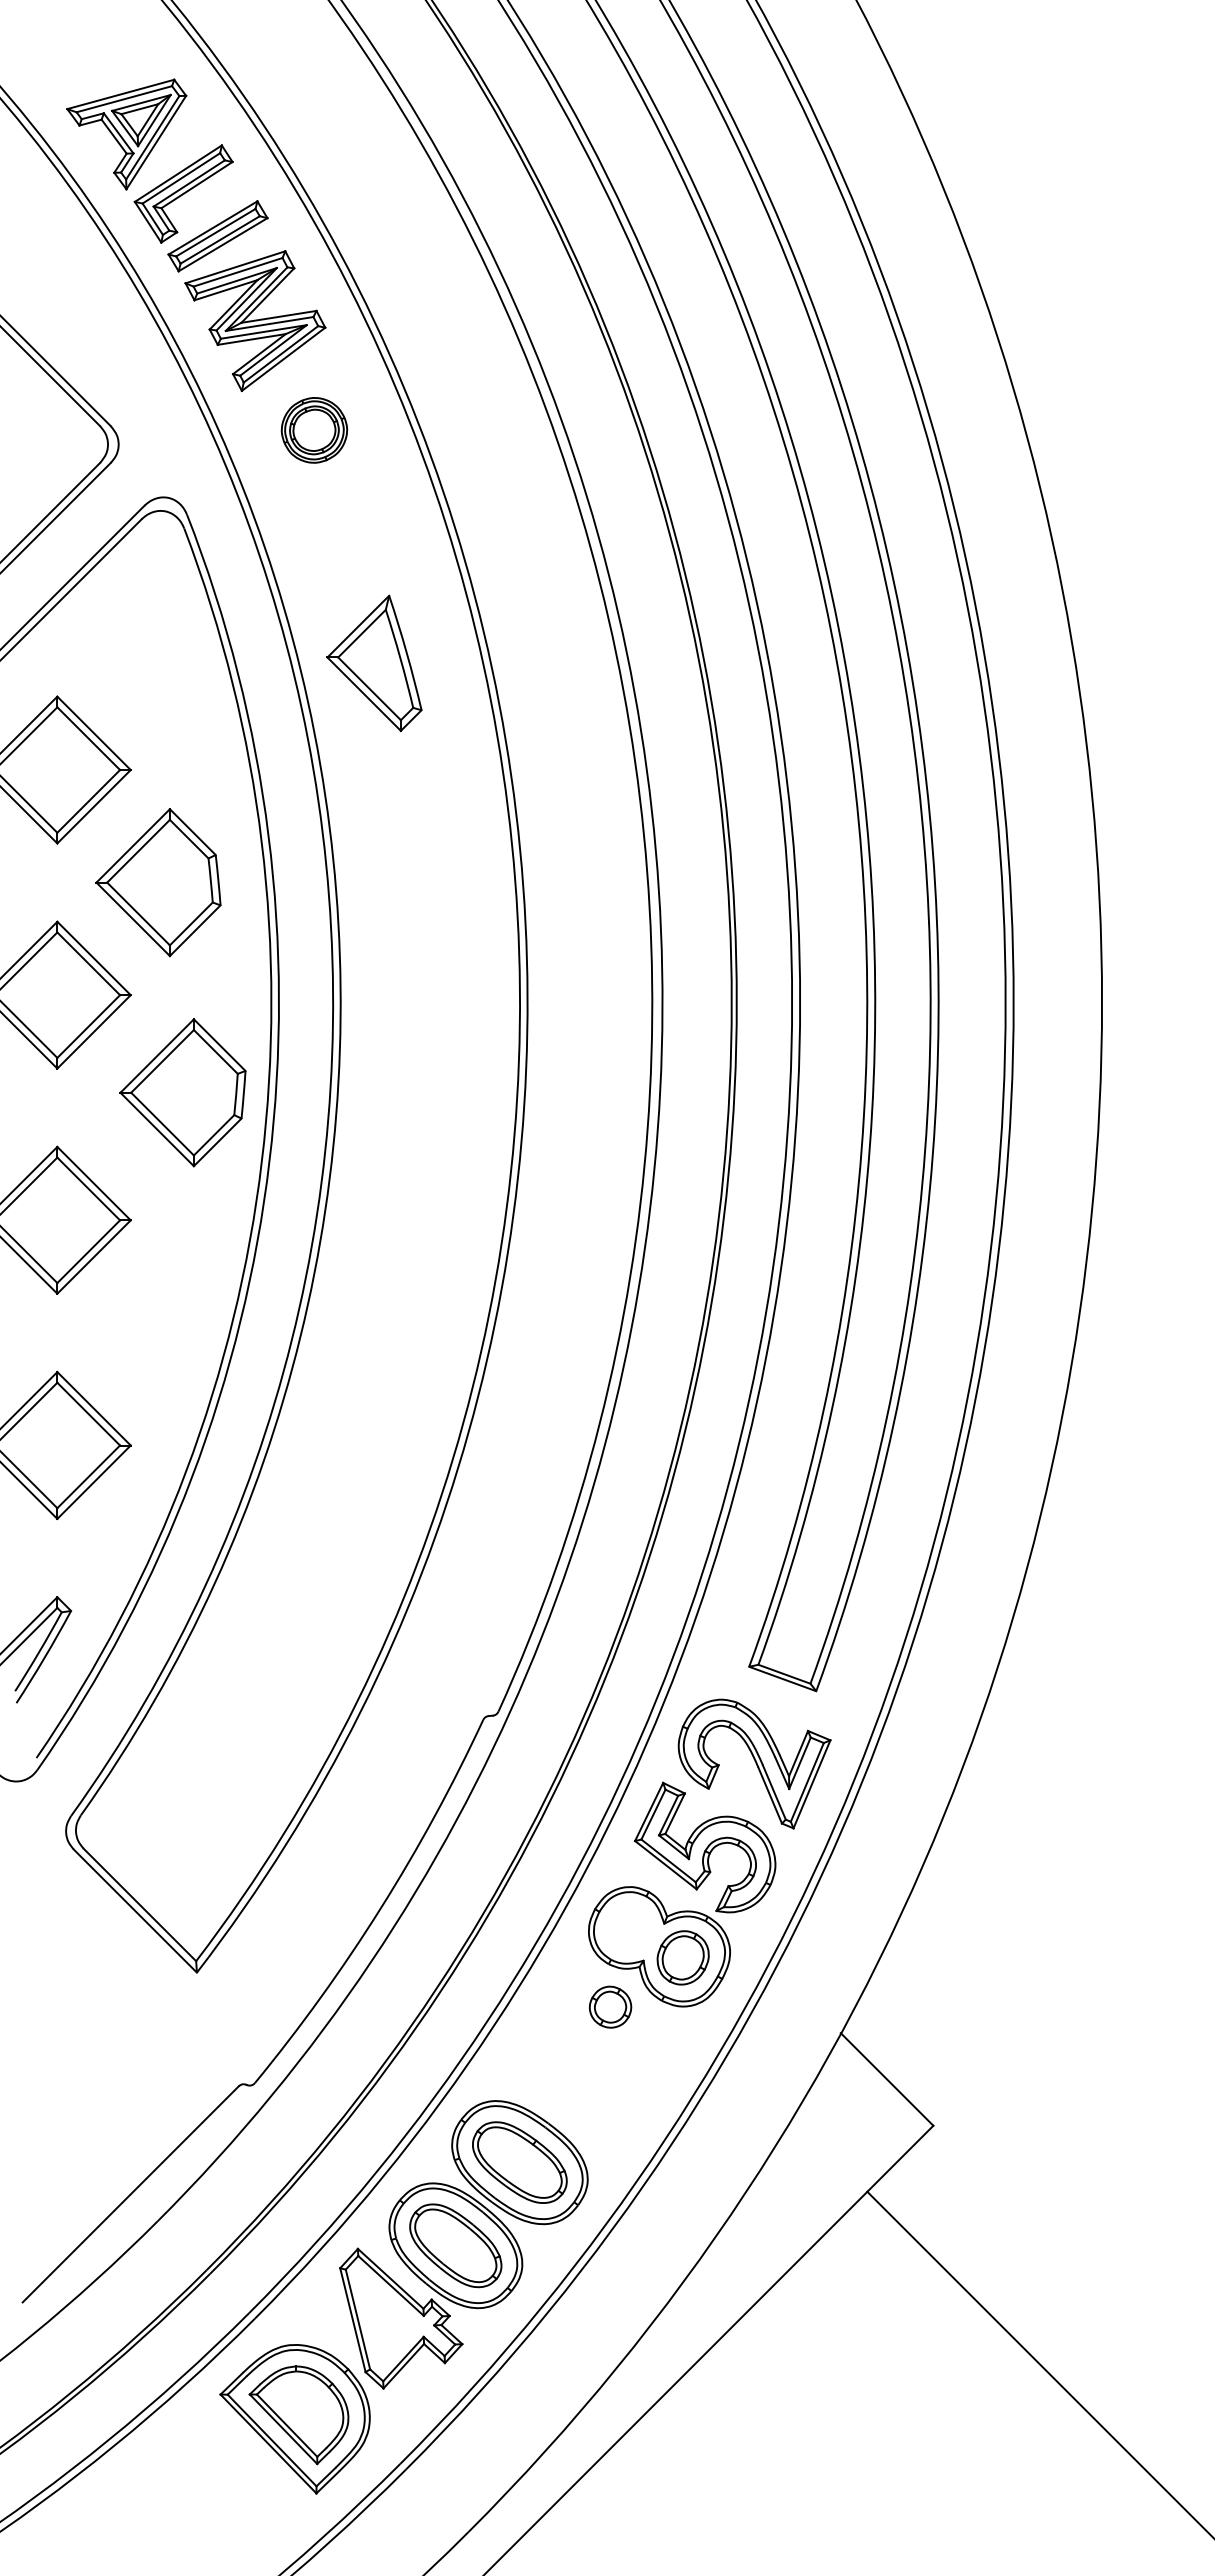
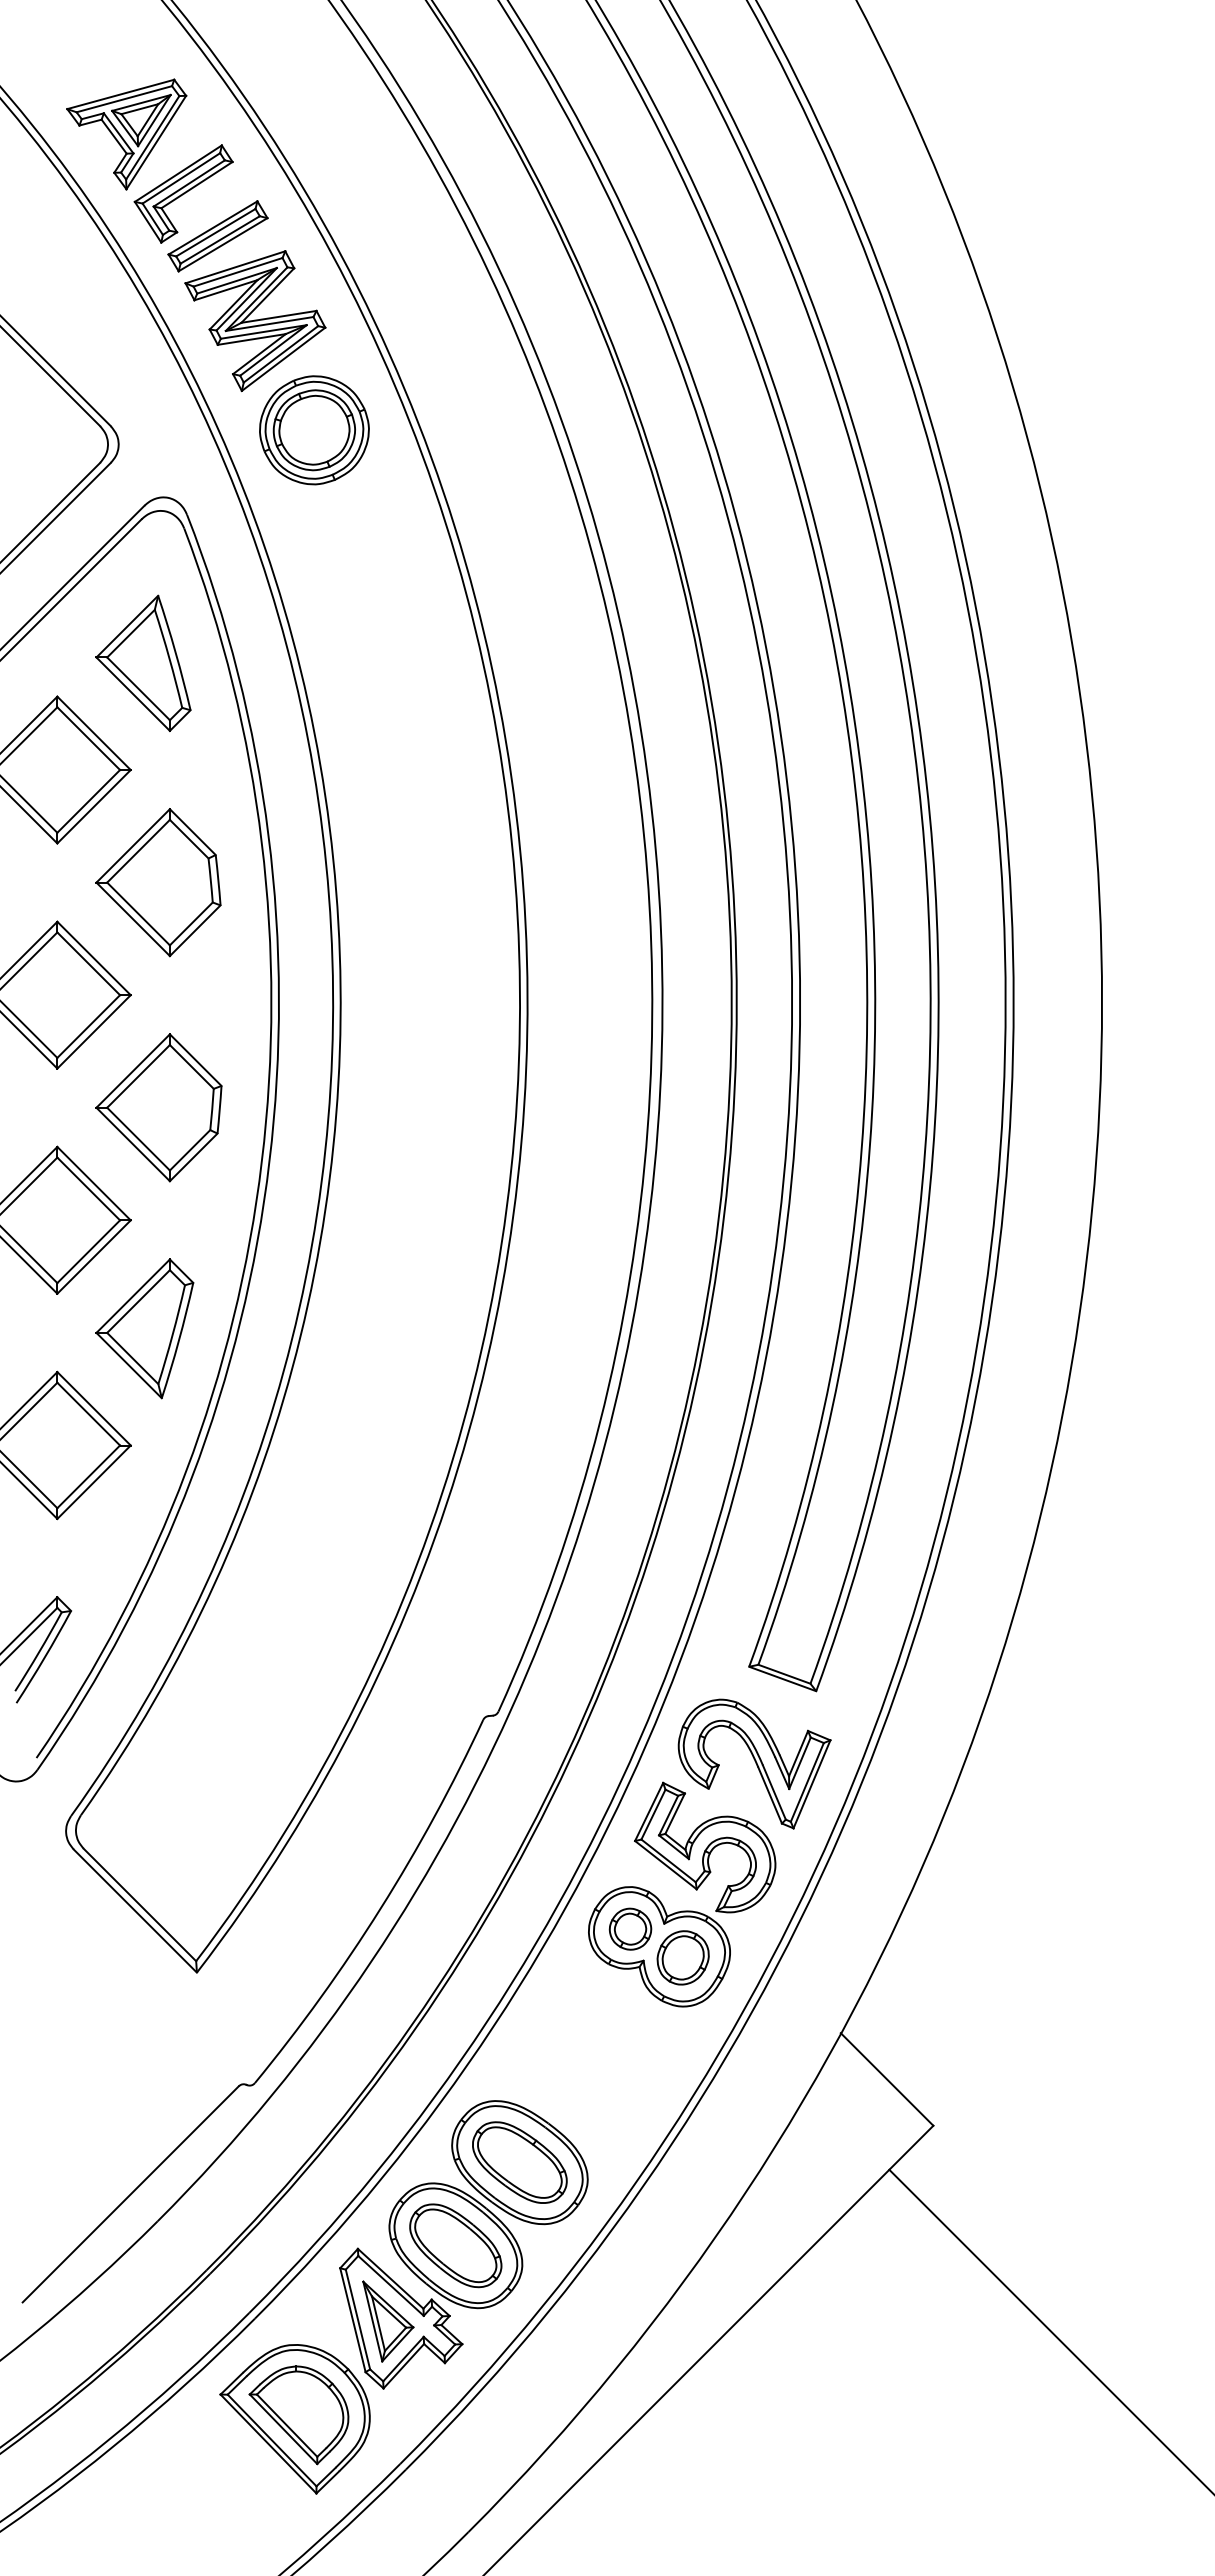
part size: 69x67 px -> 111x111 px (314, 430)
part position: (374, 662) -> (143, 662) (143, 662)
part position: (182, 1092) -> (158, 1107) (158, 1107)
part: none -> present (144, 1328)
part position: (610, 2006) -> (630, 1928) (630, 1928)
part: none -> present (388, 2321)
line position: (1039, 2363) -> (1050, 2330) (1050, 2330)
